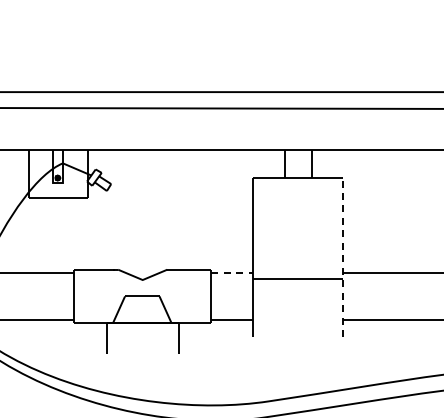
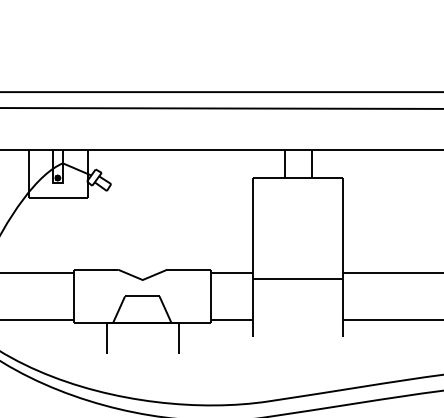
line: dashed -> solid (343, 257)
line: dashed -> solid (232, 273)
